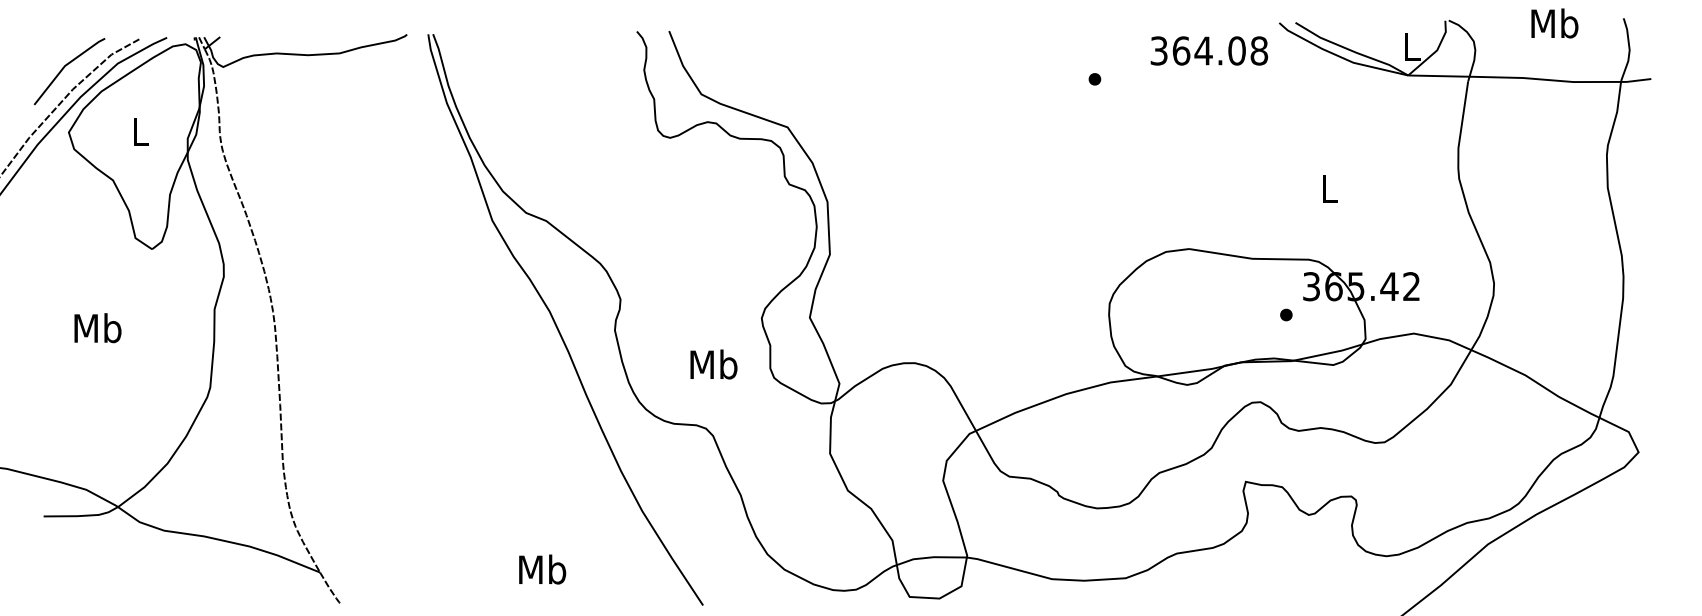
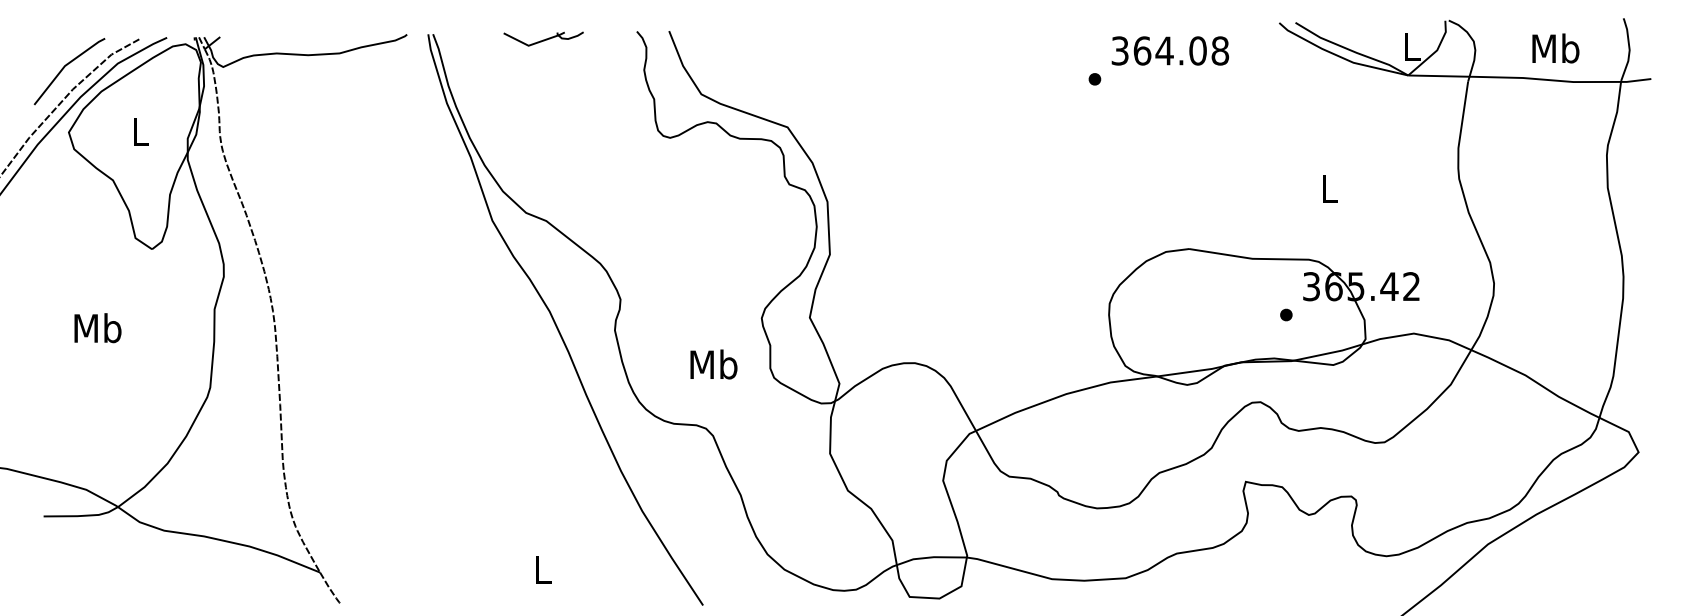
text position: (1554, 23) -> (1555, 48) (1555, 48)
part: none -> present (543, 38)
text position: (1209, 50) -> (1170, 50) (1170, 50)
text: Mb -> L (542, 569)
